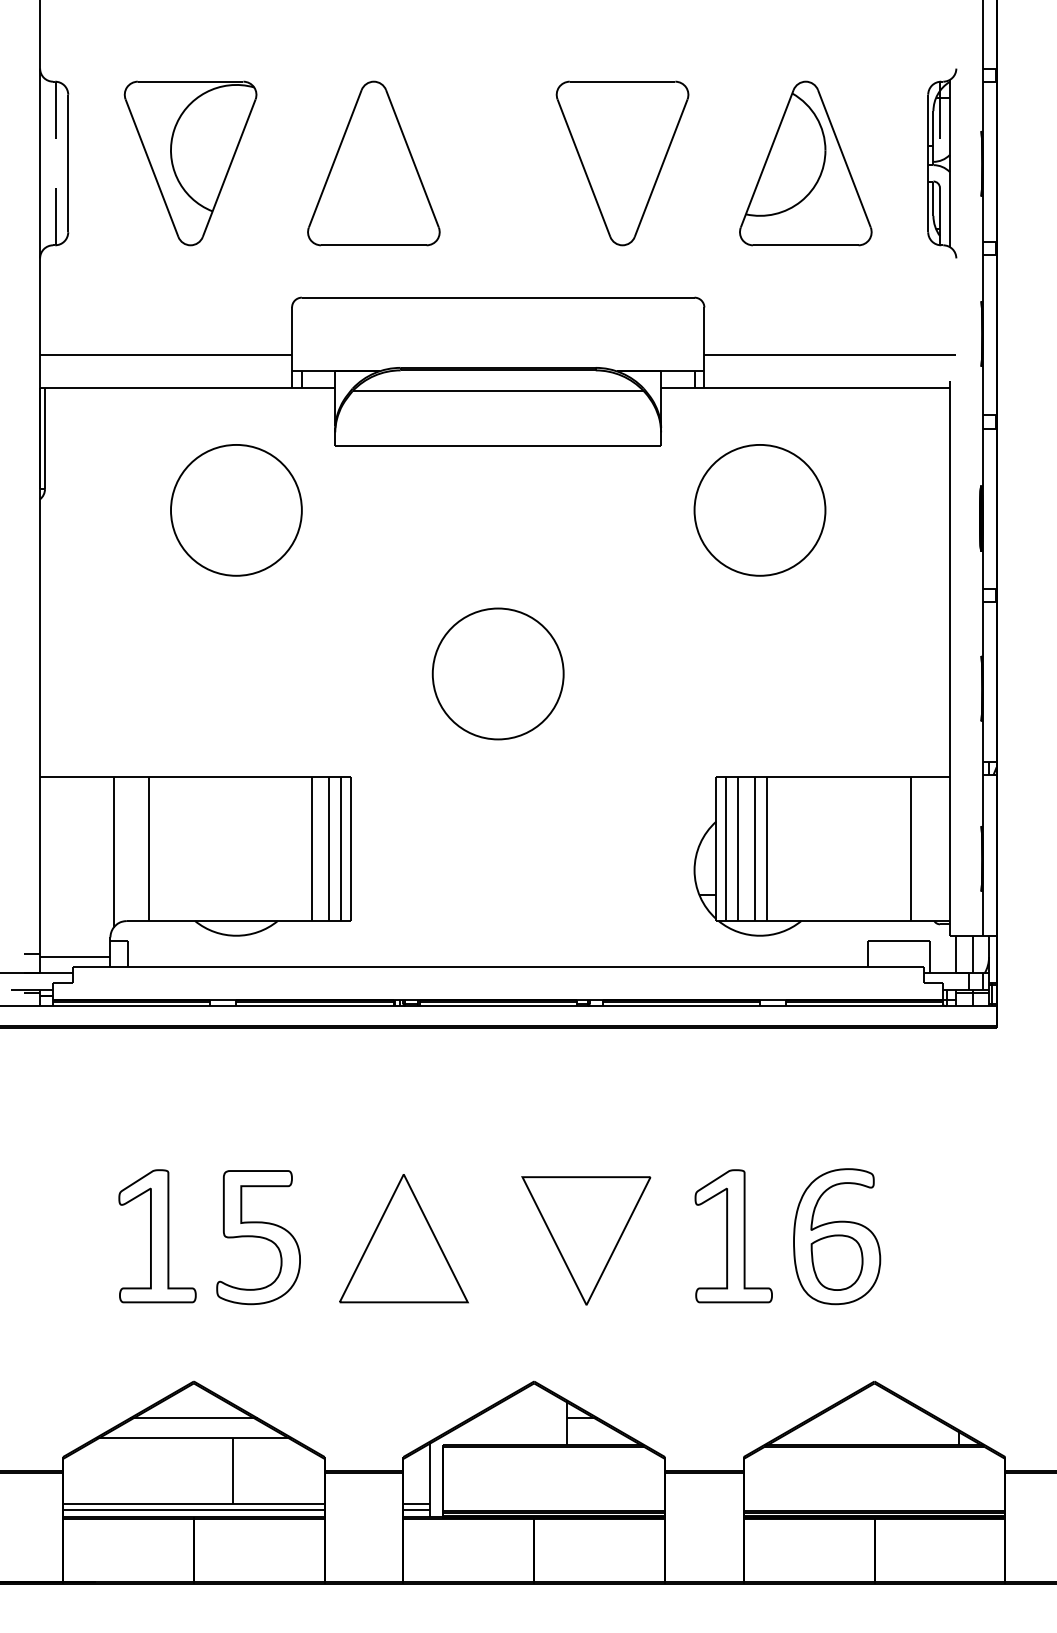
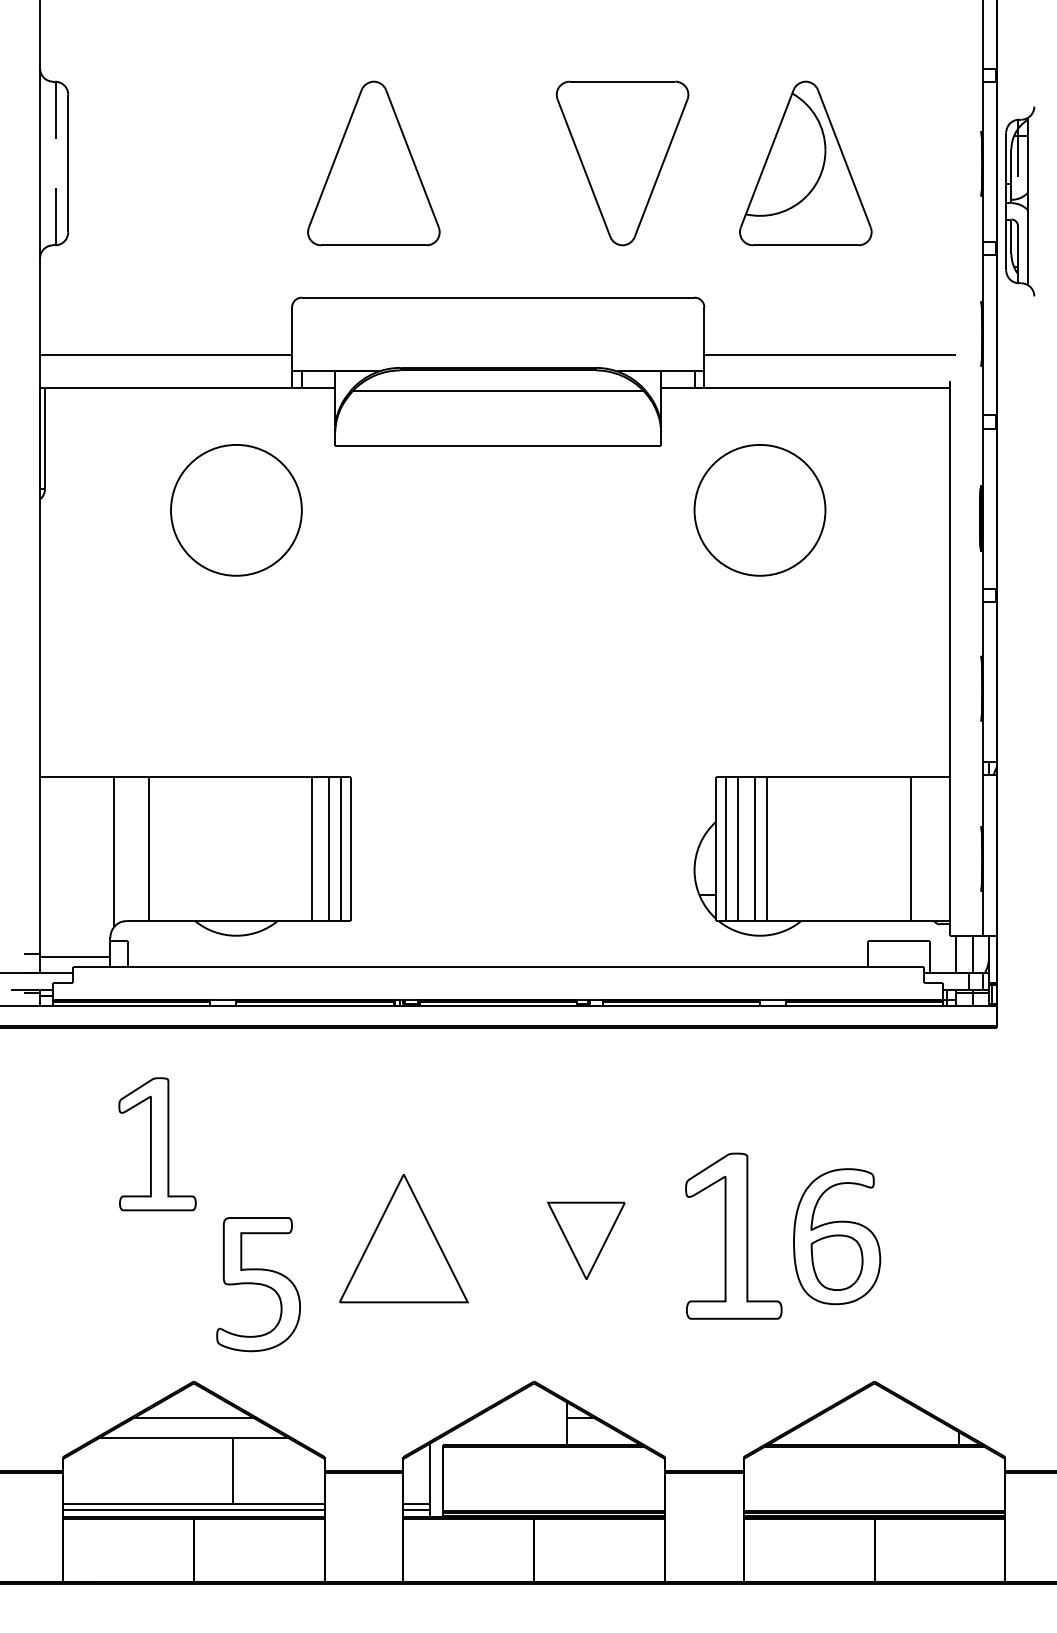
part: present -> none (190, 163)
part position: (942, 163) -> (1020, 201) (1020, 201)
part: present -> none (497, 673)
part position: (157, 1236) -> (157, 1144) (157, 1144)
part size: 79x135 px -> 98x168 px (733, 1235)
part position: (258, 1237) -> (258, 1284) (258, 1284)
part size: 131x130 px -> 79x79 px (586, 1240)
